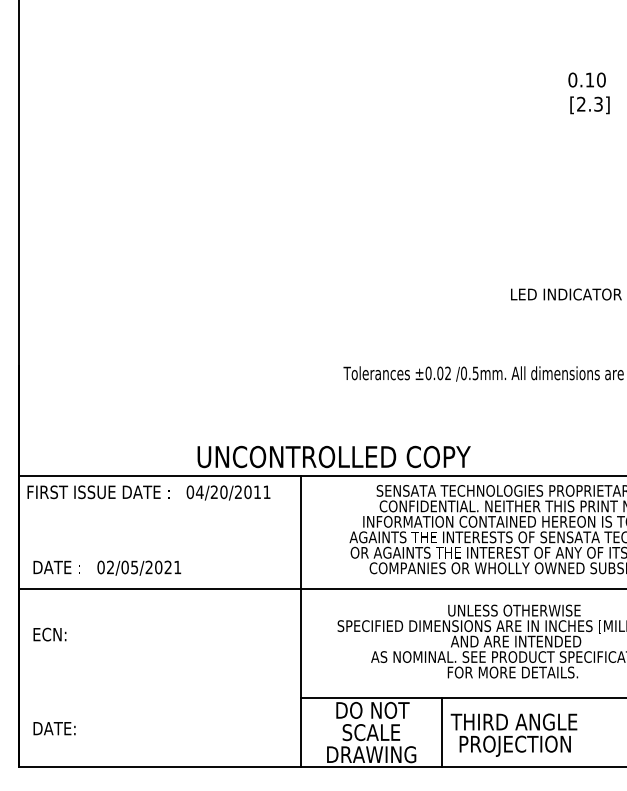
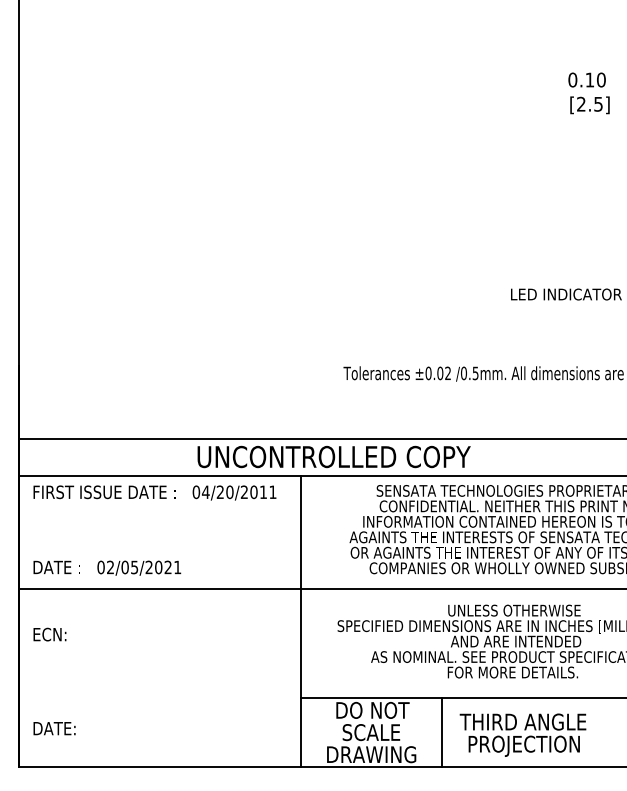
text: [2.3] -> [2.5] (598, 103)
line: none -> present (320, 438)
text position: (148, 492) -> (154, 492) (154, 492)
text position: (513, 734) -> (522, 734) (522, 734)
